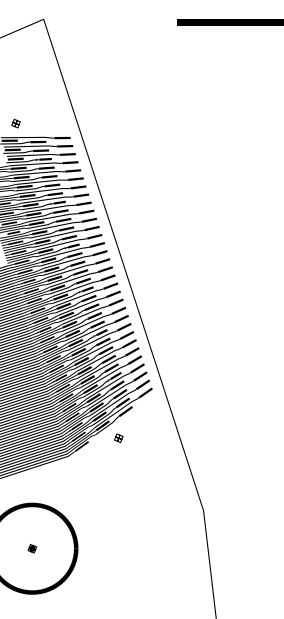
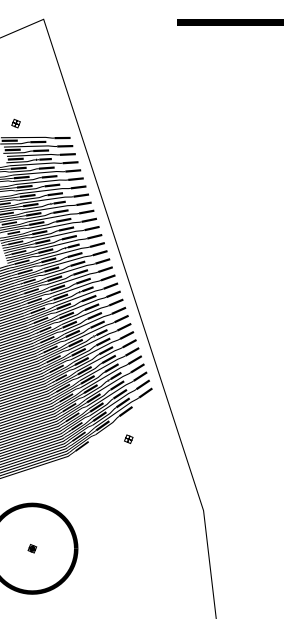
part position: (118, 437) -> (128, 438) (128, 438)
